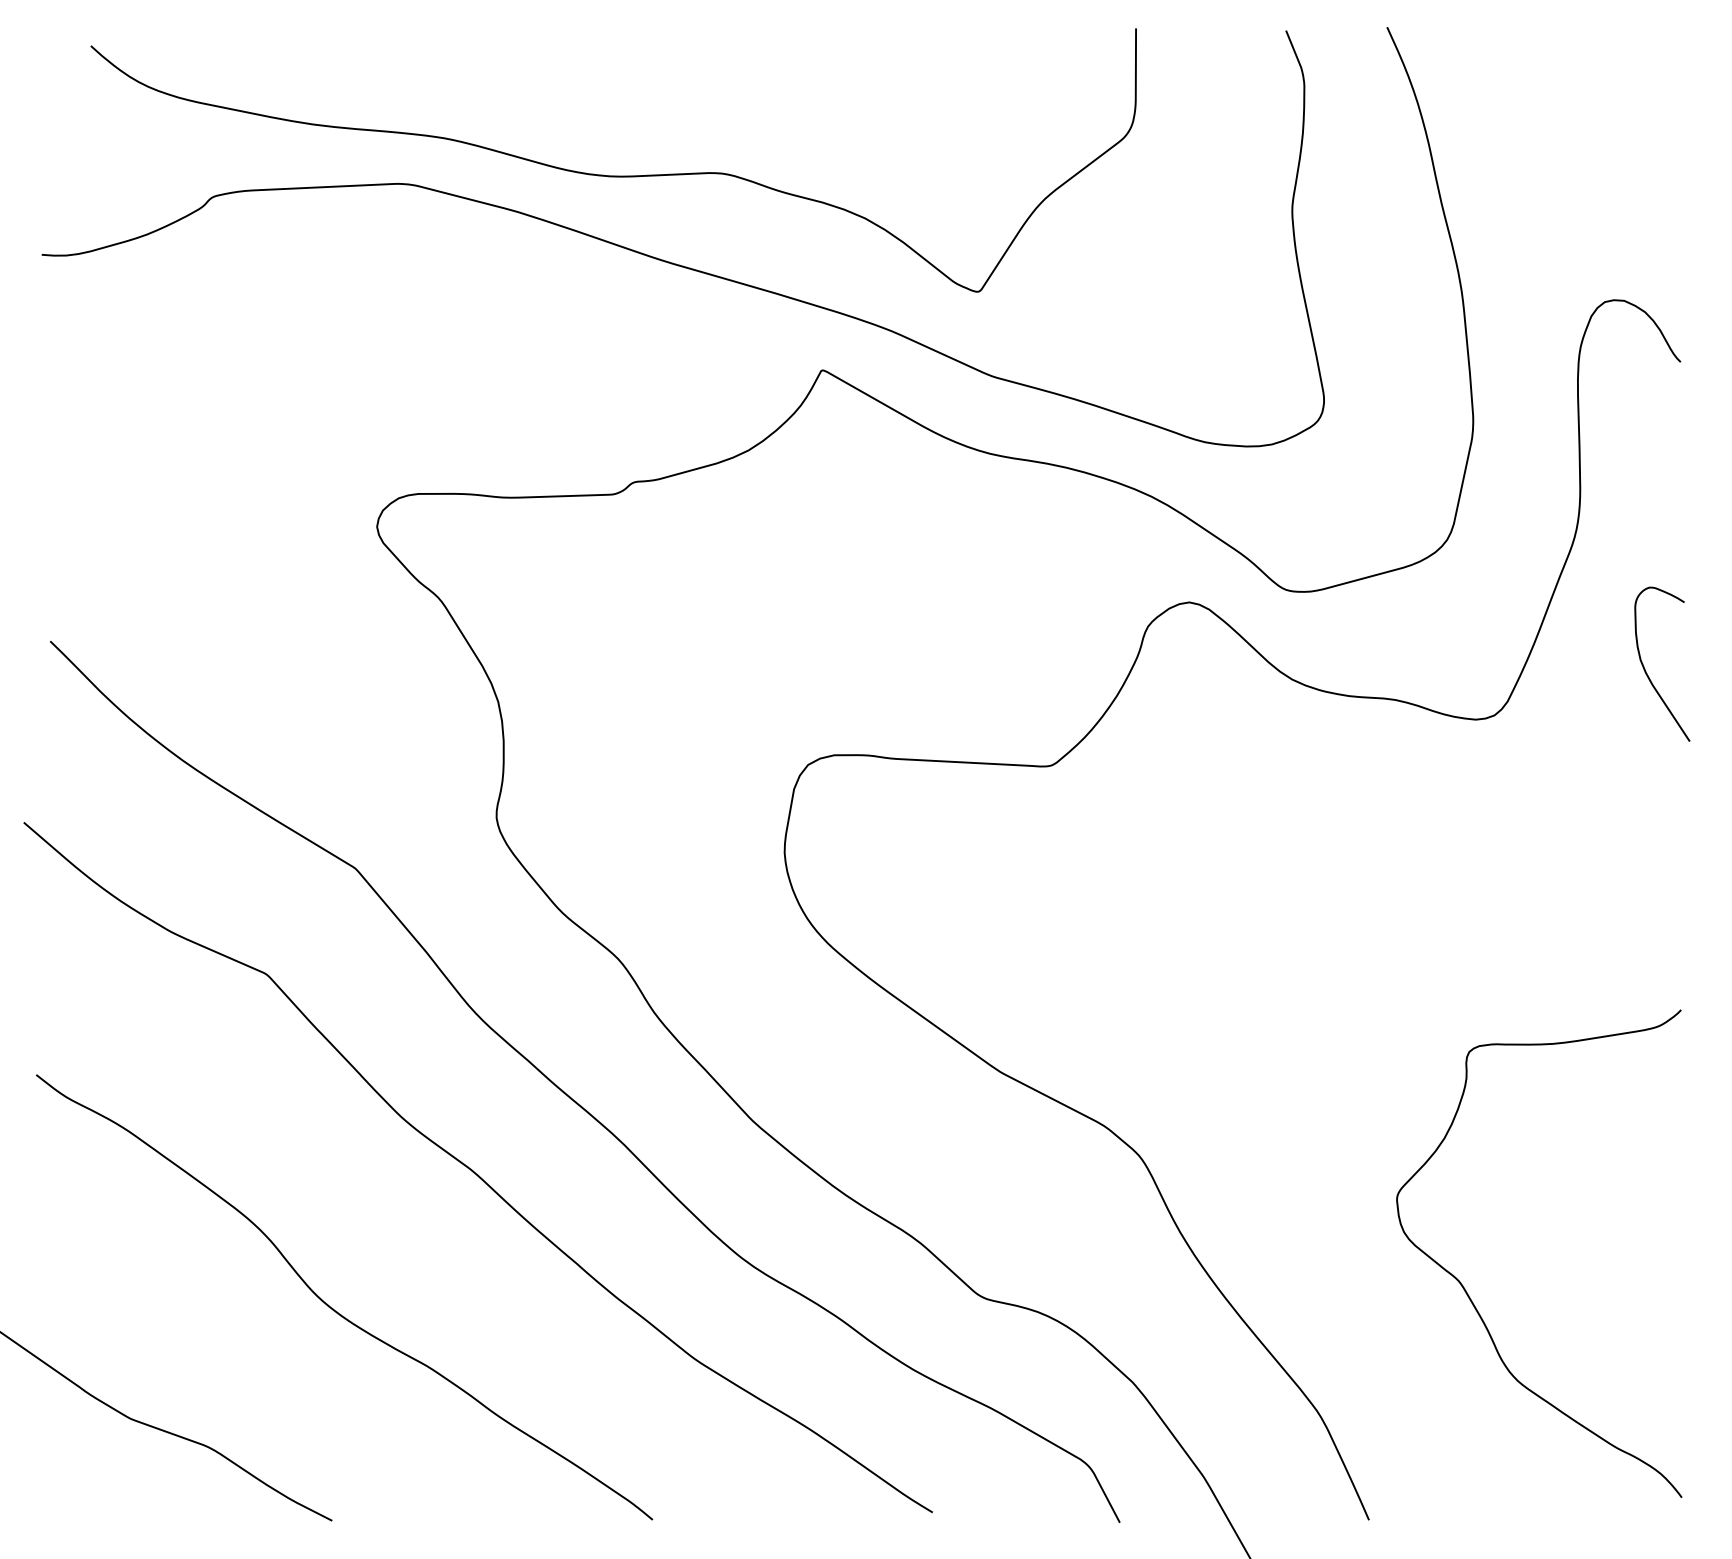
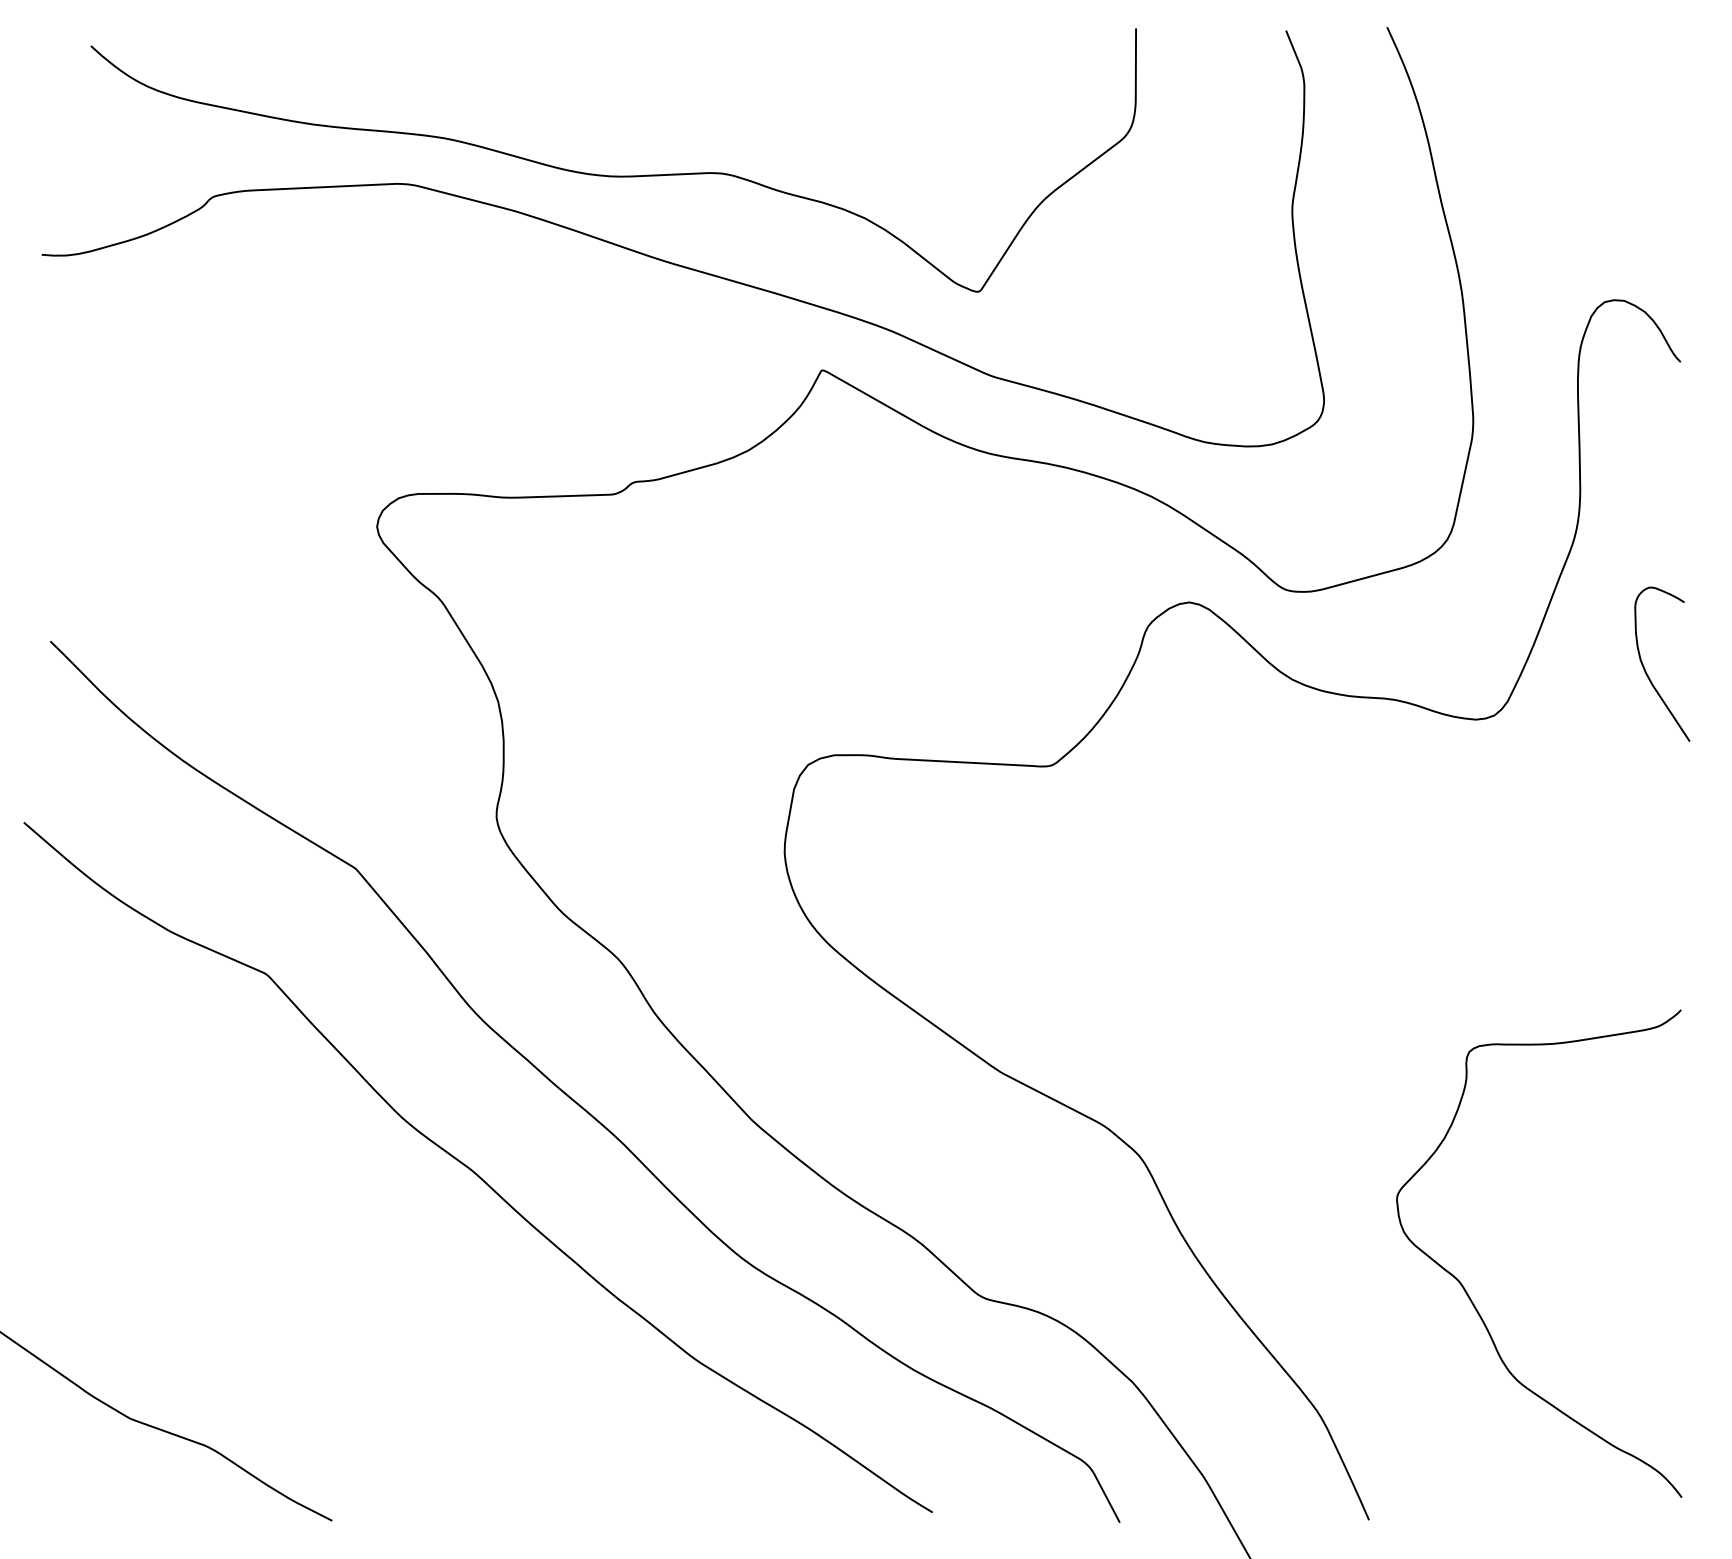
curve: present -> none (333, 1308)
